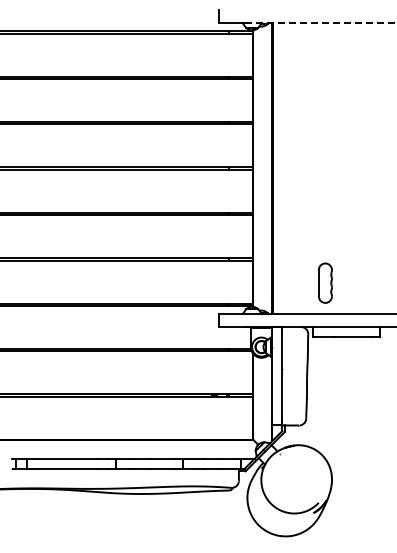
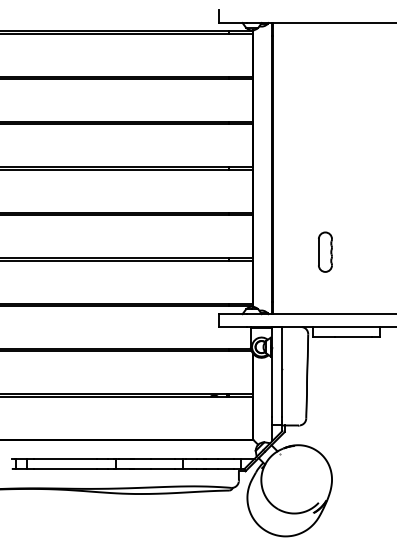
line: dashed -> solid (321, 23)
part position: (325, 282) -> (325, 251) (325, 251)
